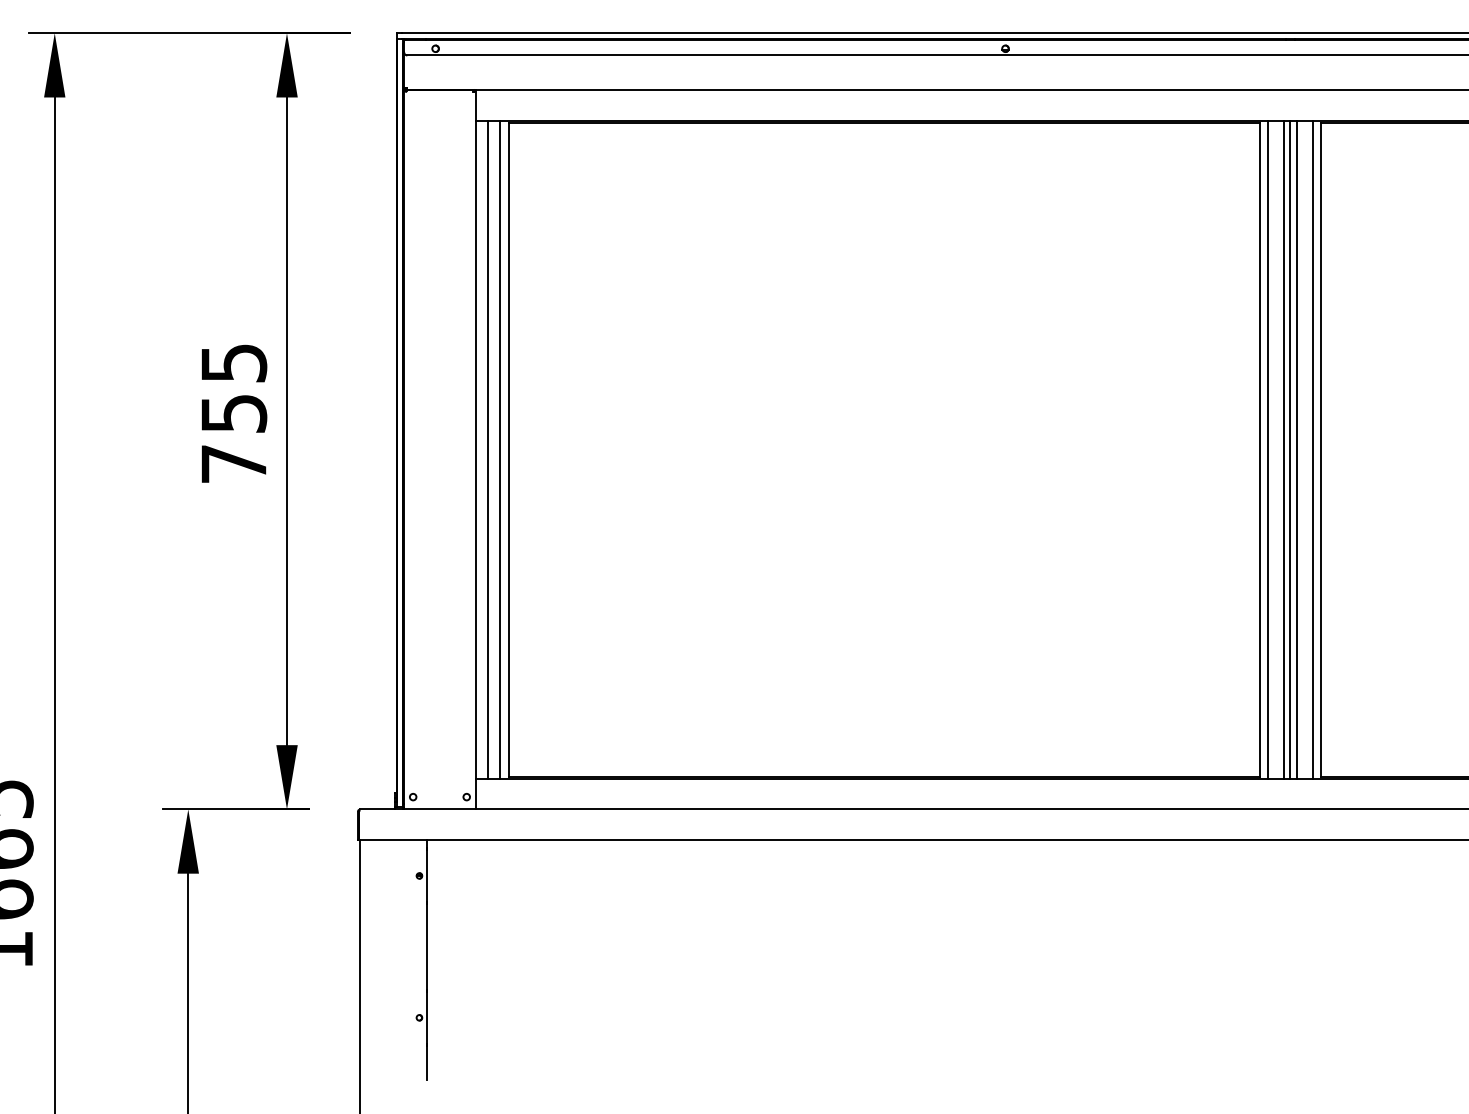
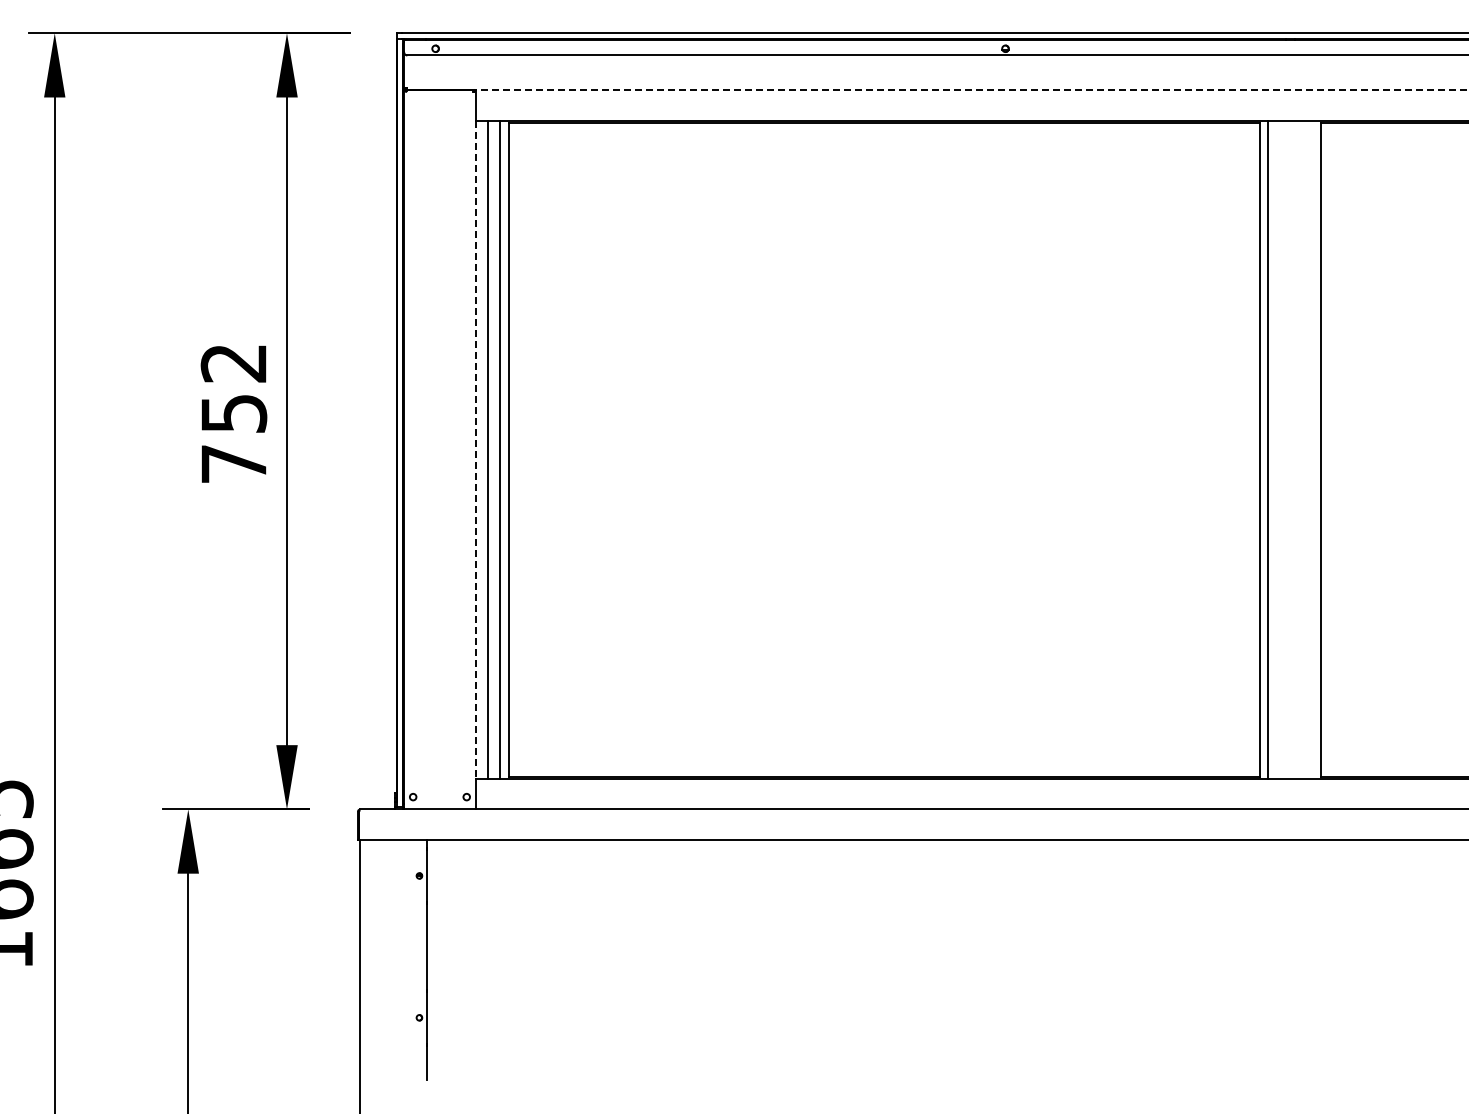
line: solid -> dashed (972, 89)
text: 755 -> 752 (233, 363)
line: solid -> dashed (476, 449)
line: present -> none (1283, 449)
line: present -> none (1290, 449)
line: present -> none (1297, 449)
line: present -> none (1312, 449)
